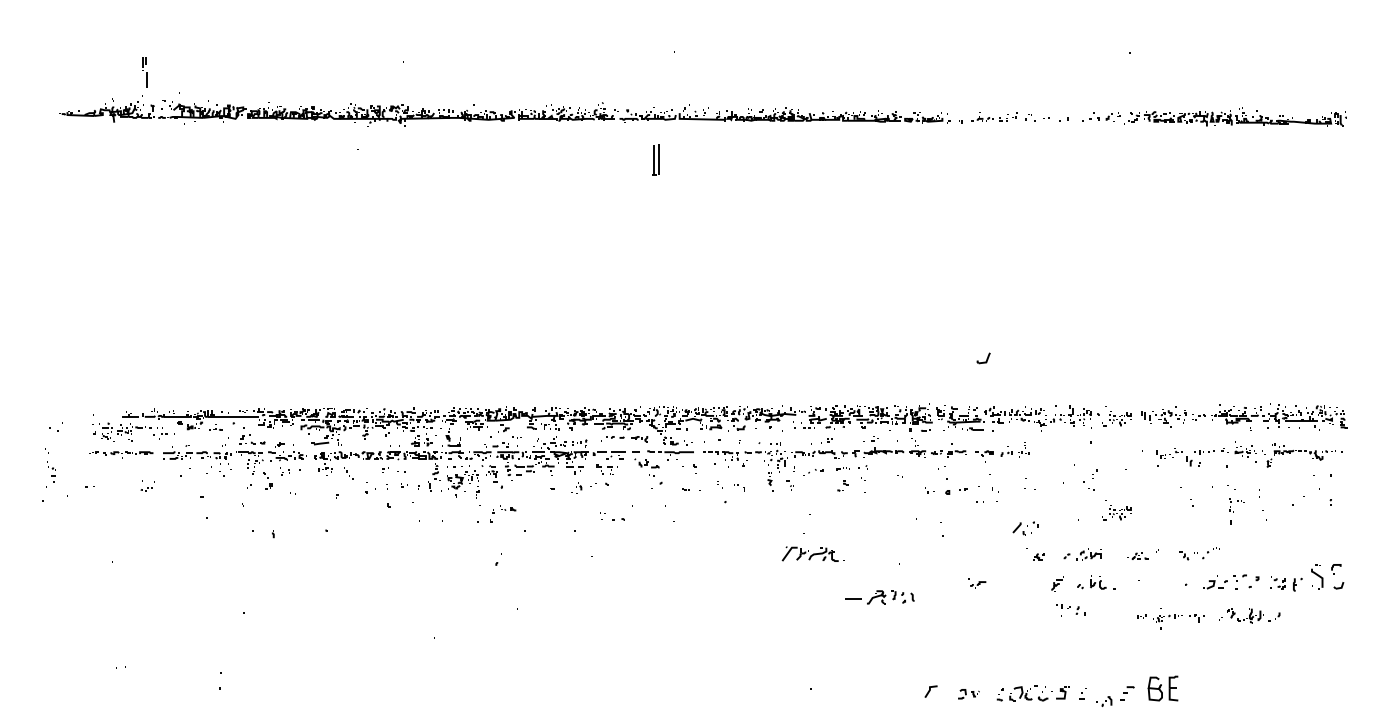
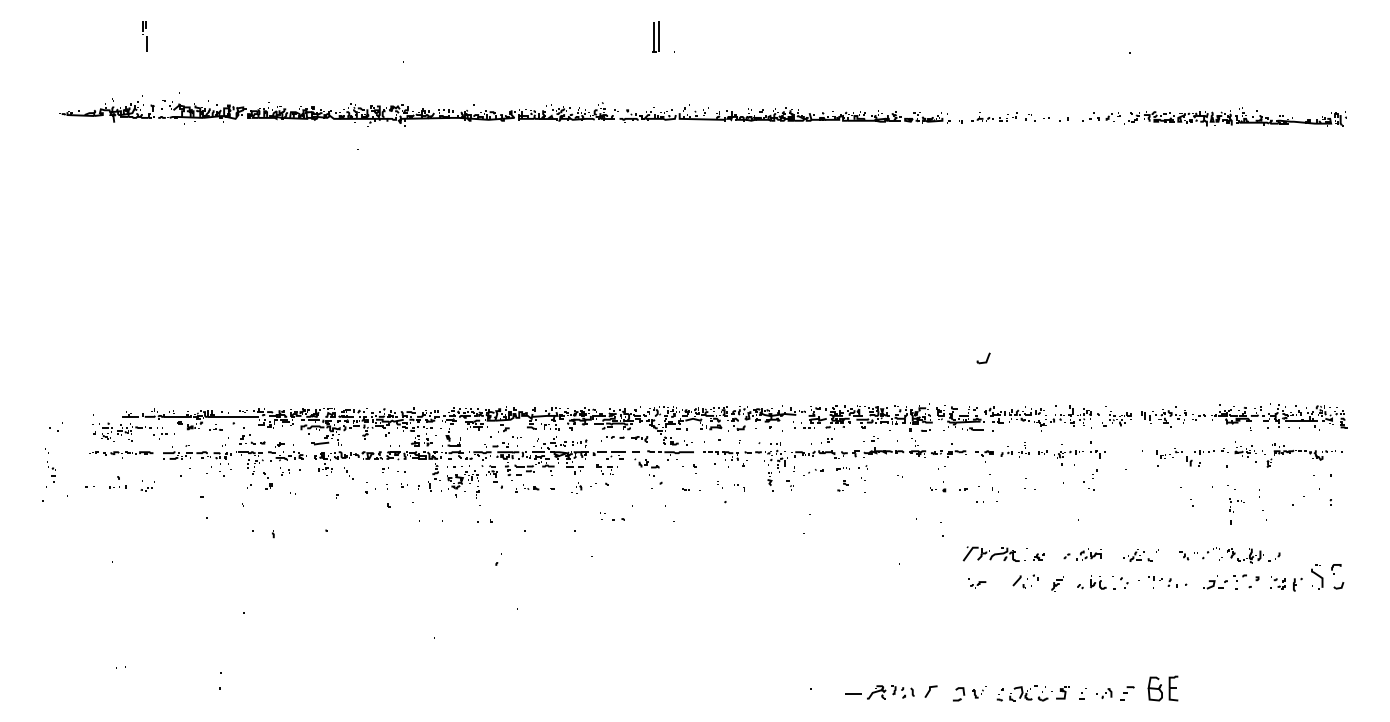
part position: (144, 72) -> (144, 36) (144, 36)
part position: (655, 159) -> (655, 36) (655, 36)
part: none -> present (117, 482)
part size: 26x17 px -> 17x12 px (938, 486)
part position: (504, 509) -> (527, 488) (527, 488)
part: present -> none (1116, 510)
part position: (1025, 528) -> (1025, 581) (1025, 581)
part position: (812, 553) -> (993, 553) (993, 553)
part size: 22x8 px -> 30x13 px (1137, 555)
part: none -> present (1120, 582)
part position: (879, 597) -> (879, 692) (879, 692)
part position: (1070, 610) -> (1162, 582) (1162, 582)
part position: (1249, 615) -> (1249, 555) (1249, 555)
part position: (1170, 618) -> (1071, 454) (1071, 454)
part size: 22x11 px -> 34x16 px (969, 693)
part position: (1104, 701) -> (1104, 693) (1104, 693)
